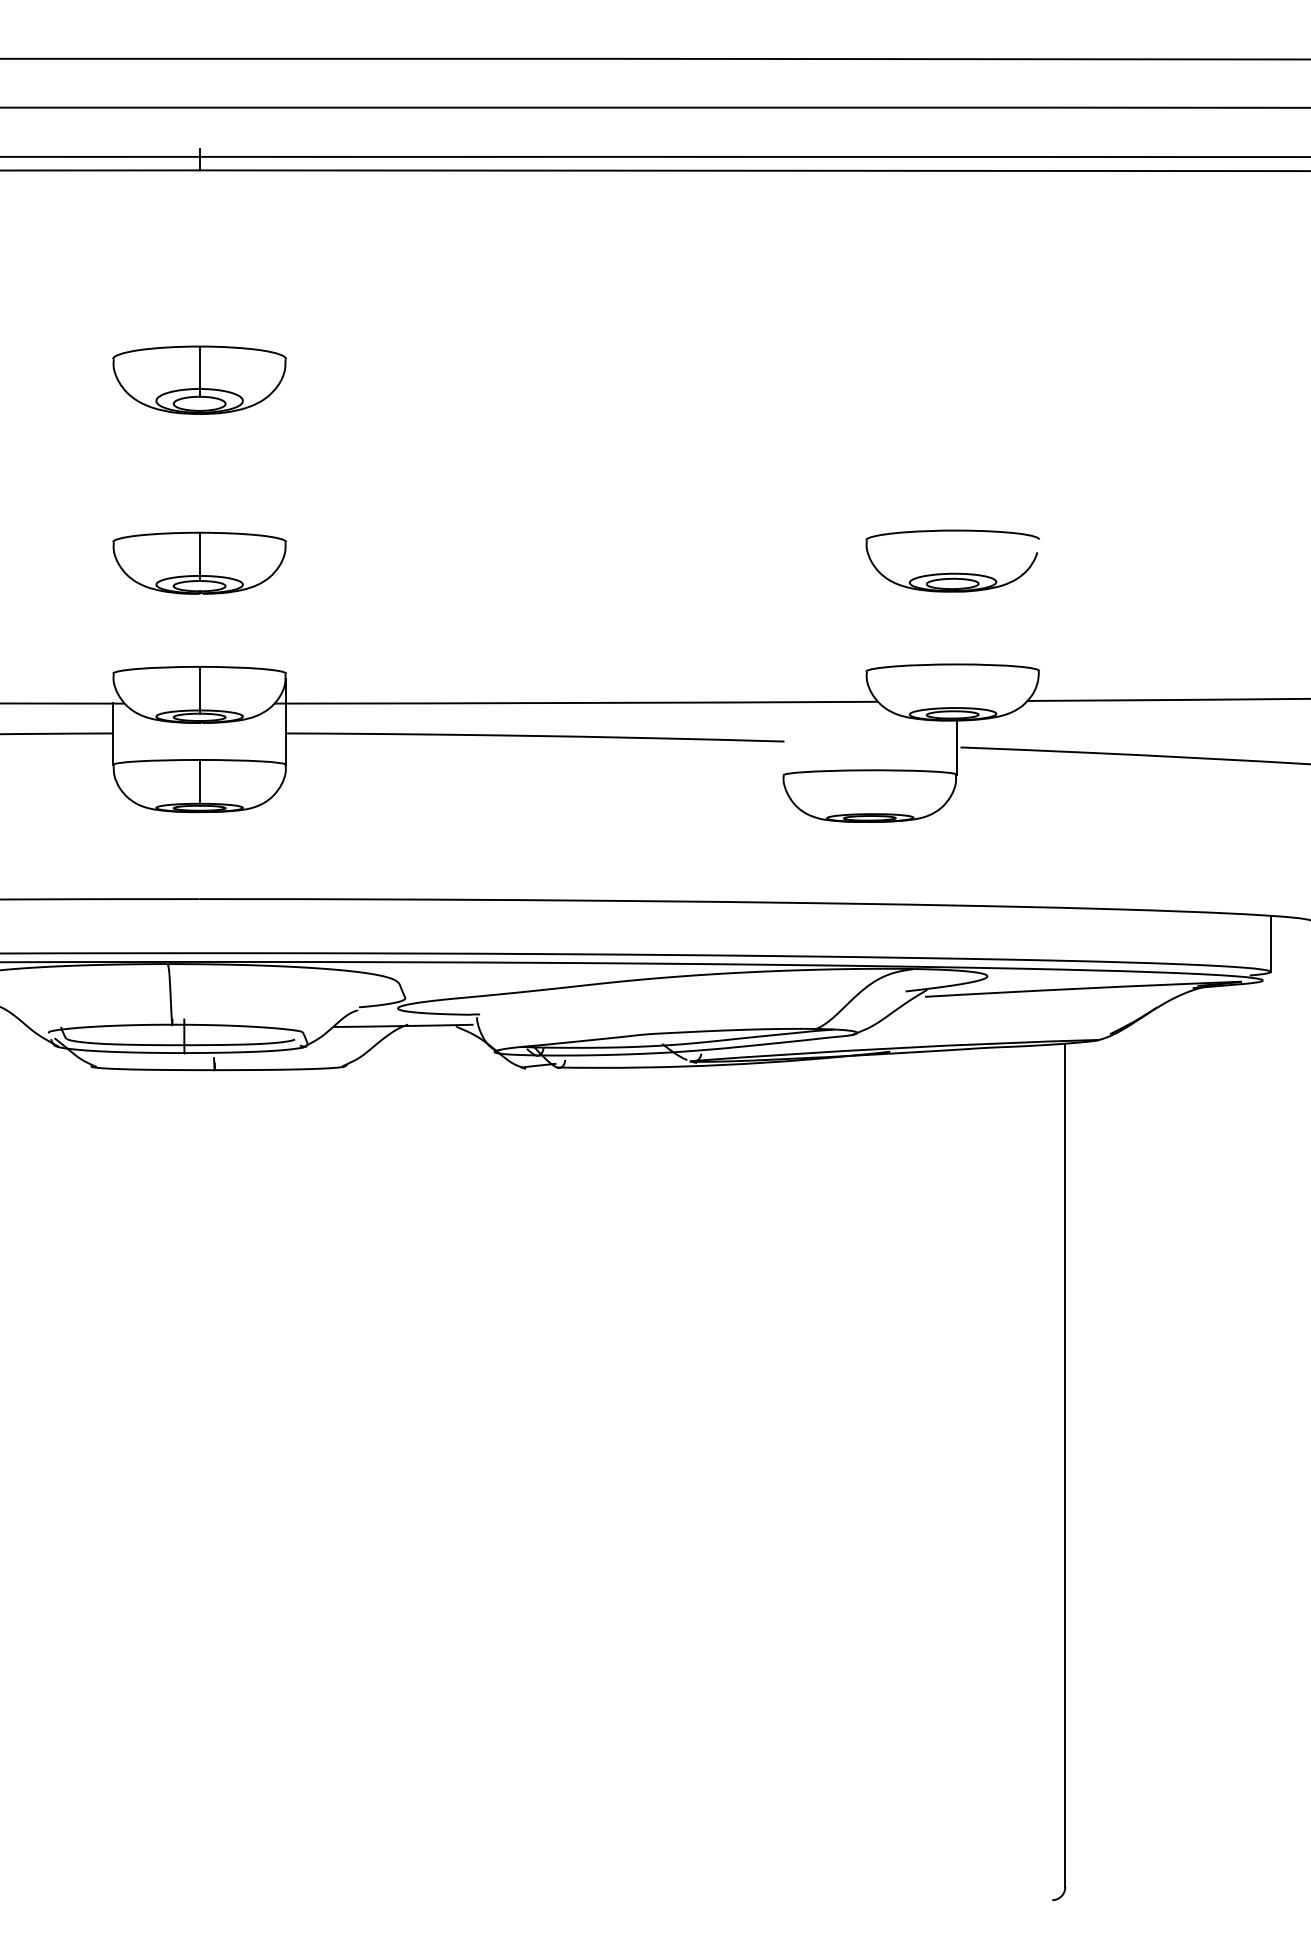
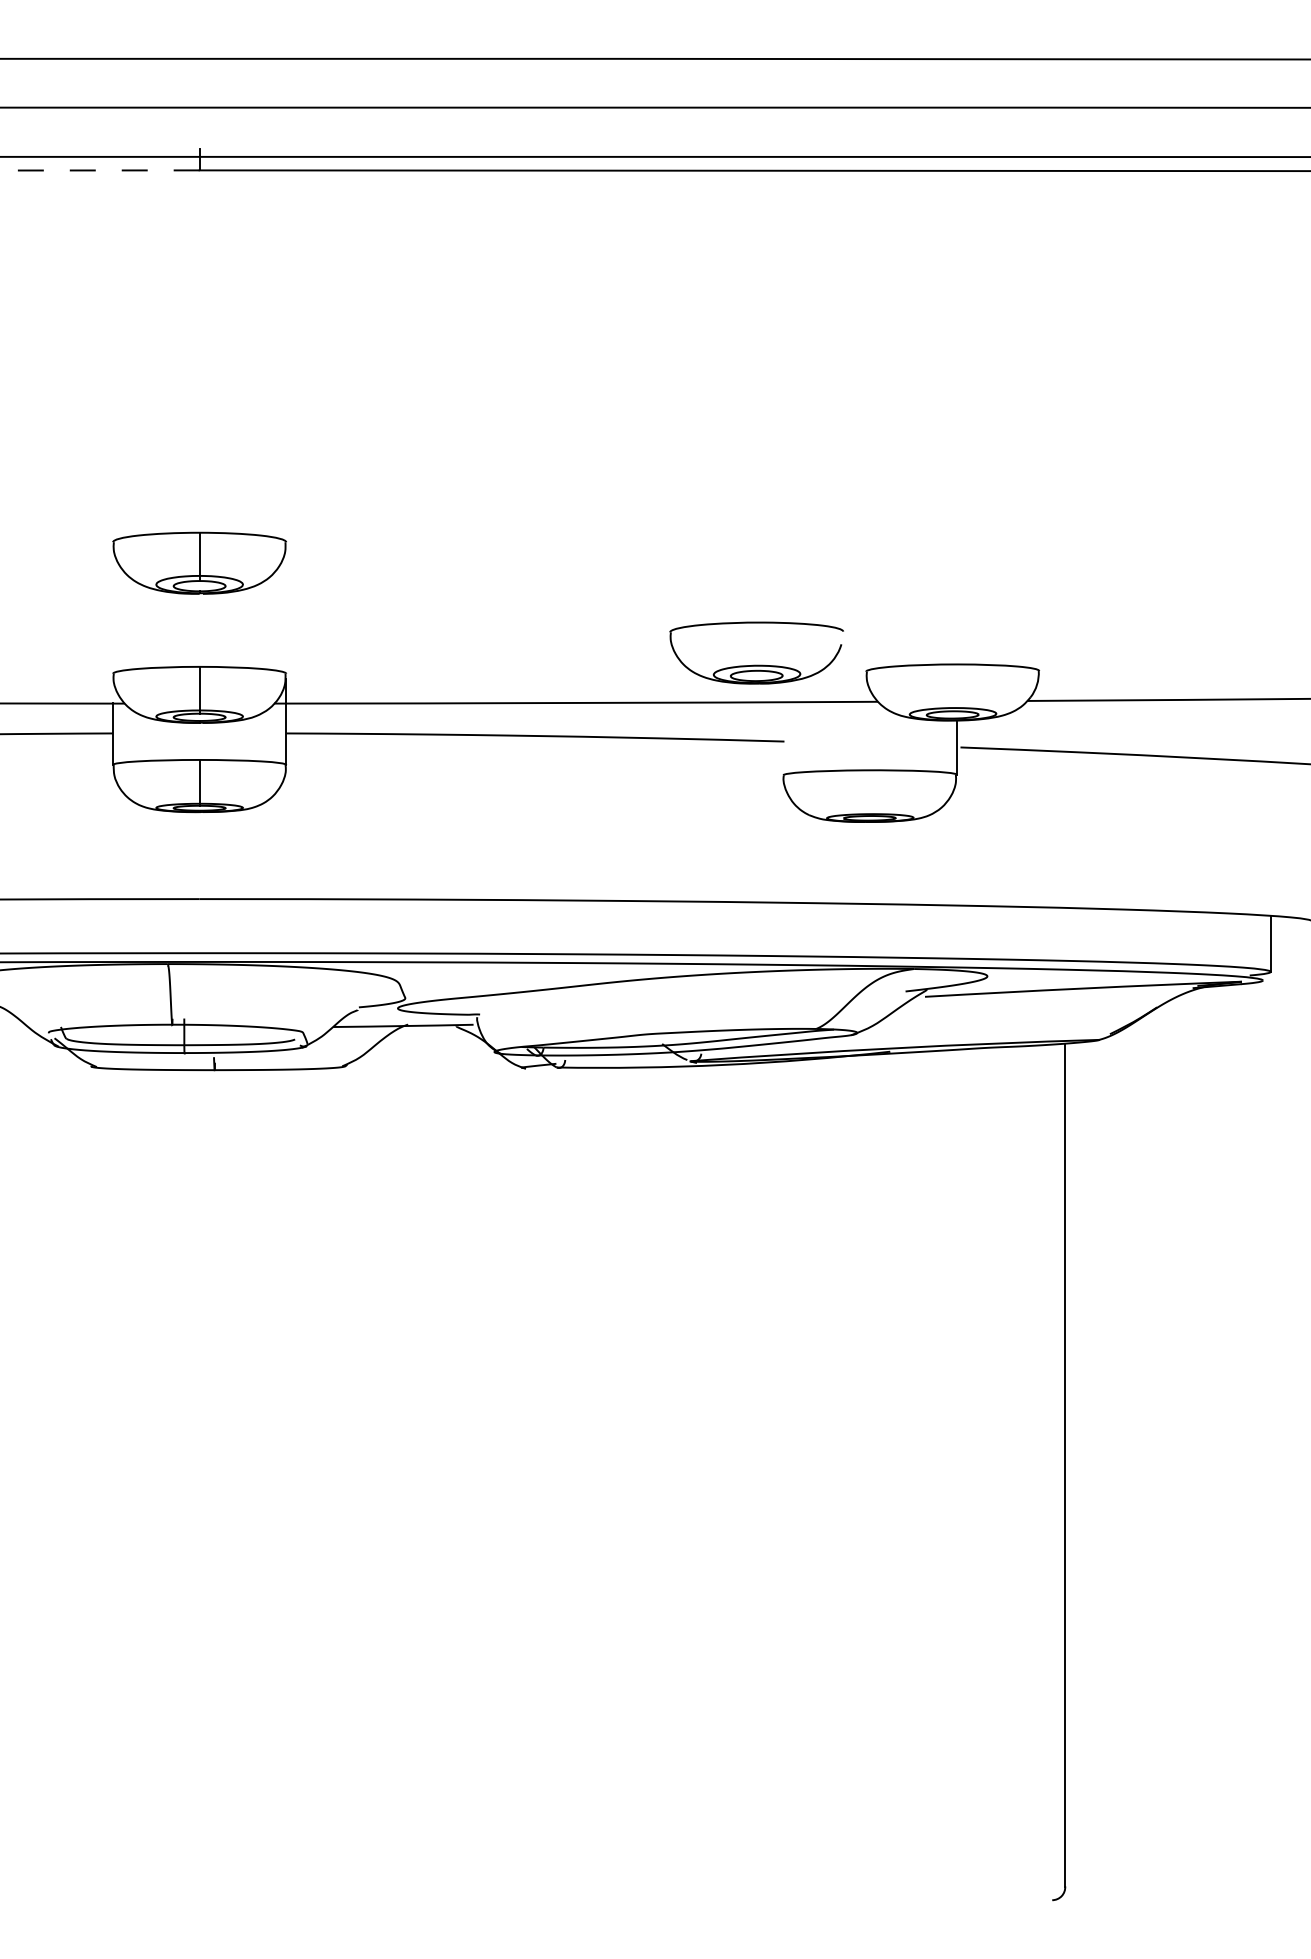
line: solid -> dashed (99, 170)
part: present -> none (199, 379)
part position: (952, 572) -> (756, 664) (756, 664)
